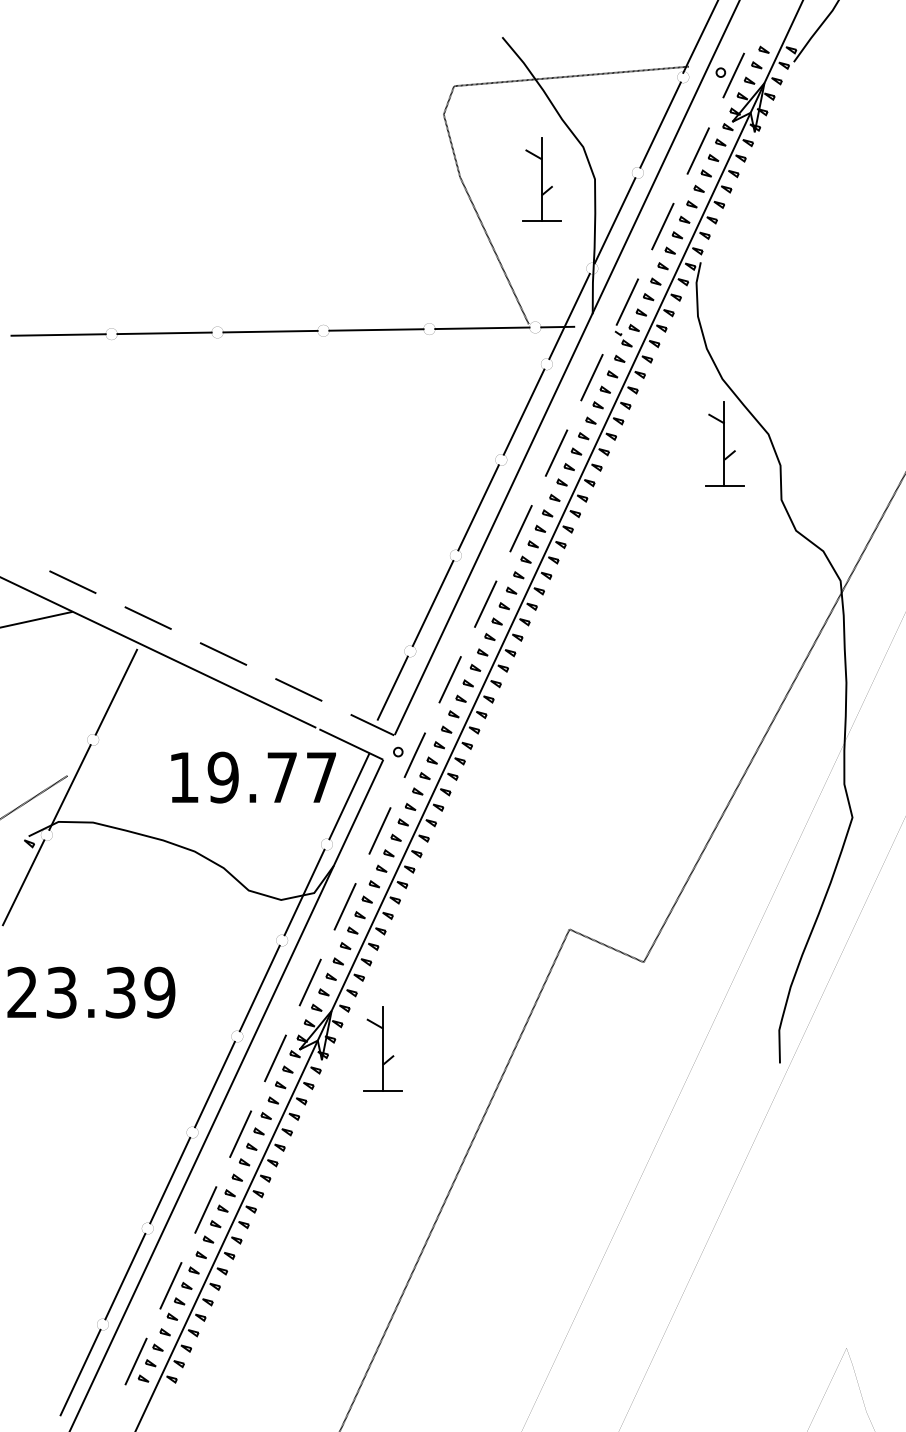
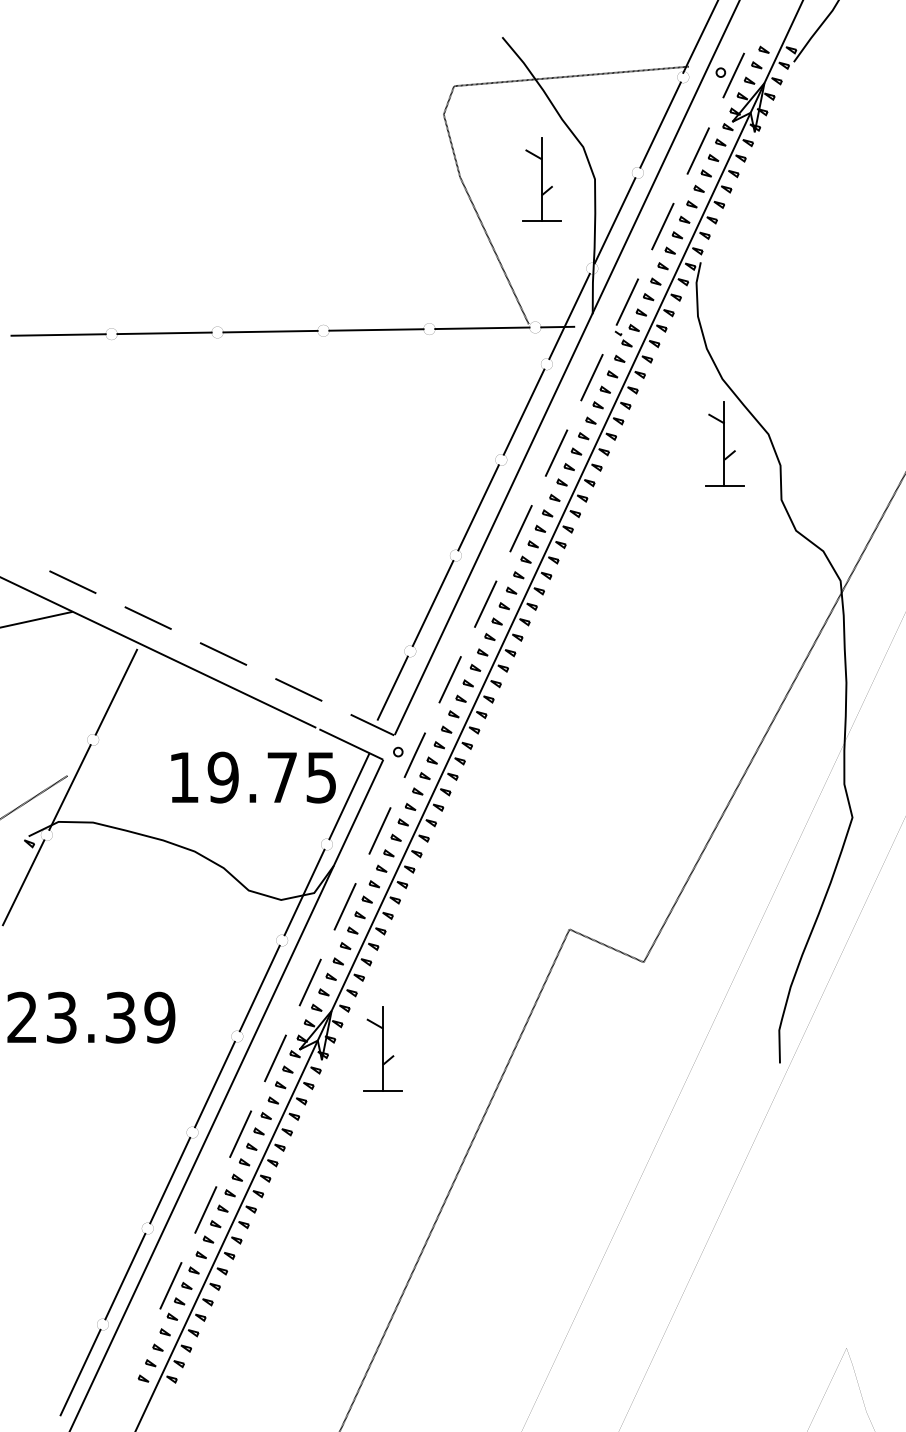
text: 19.77 -> 19.75 (320, 777)
text position: (91, 992) -> (91, 1017) (91, 1017)
line: present -> none (135, 1361)
